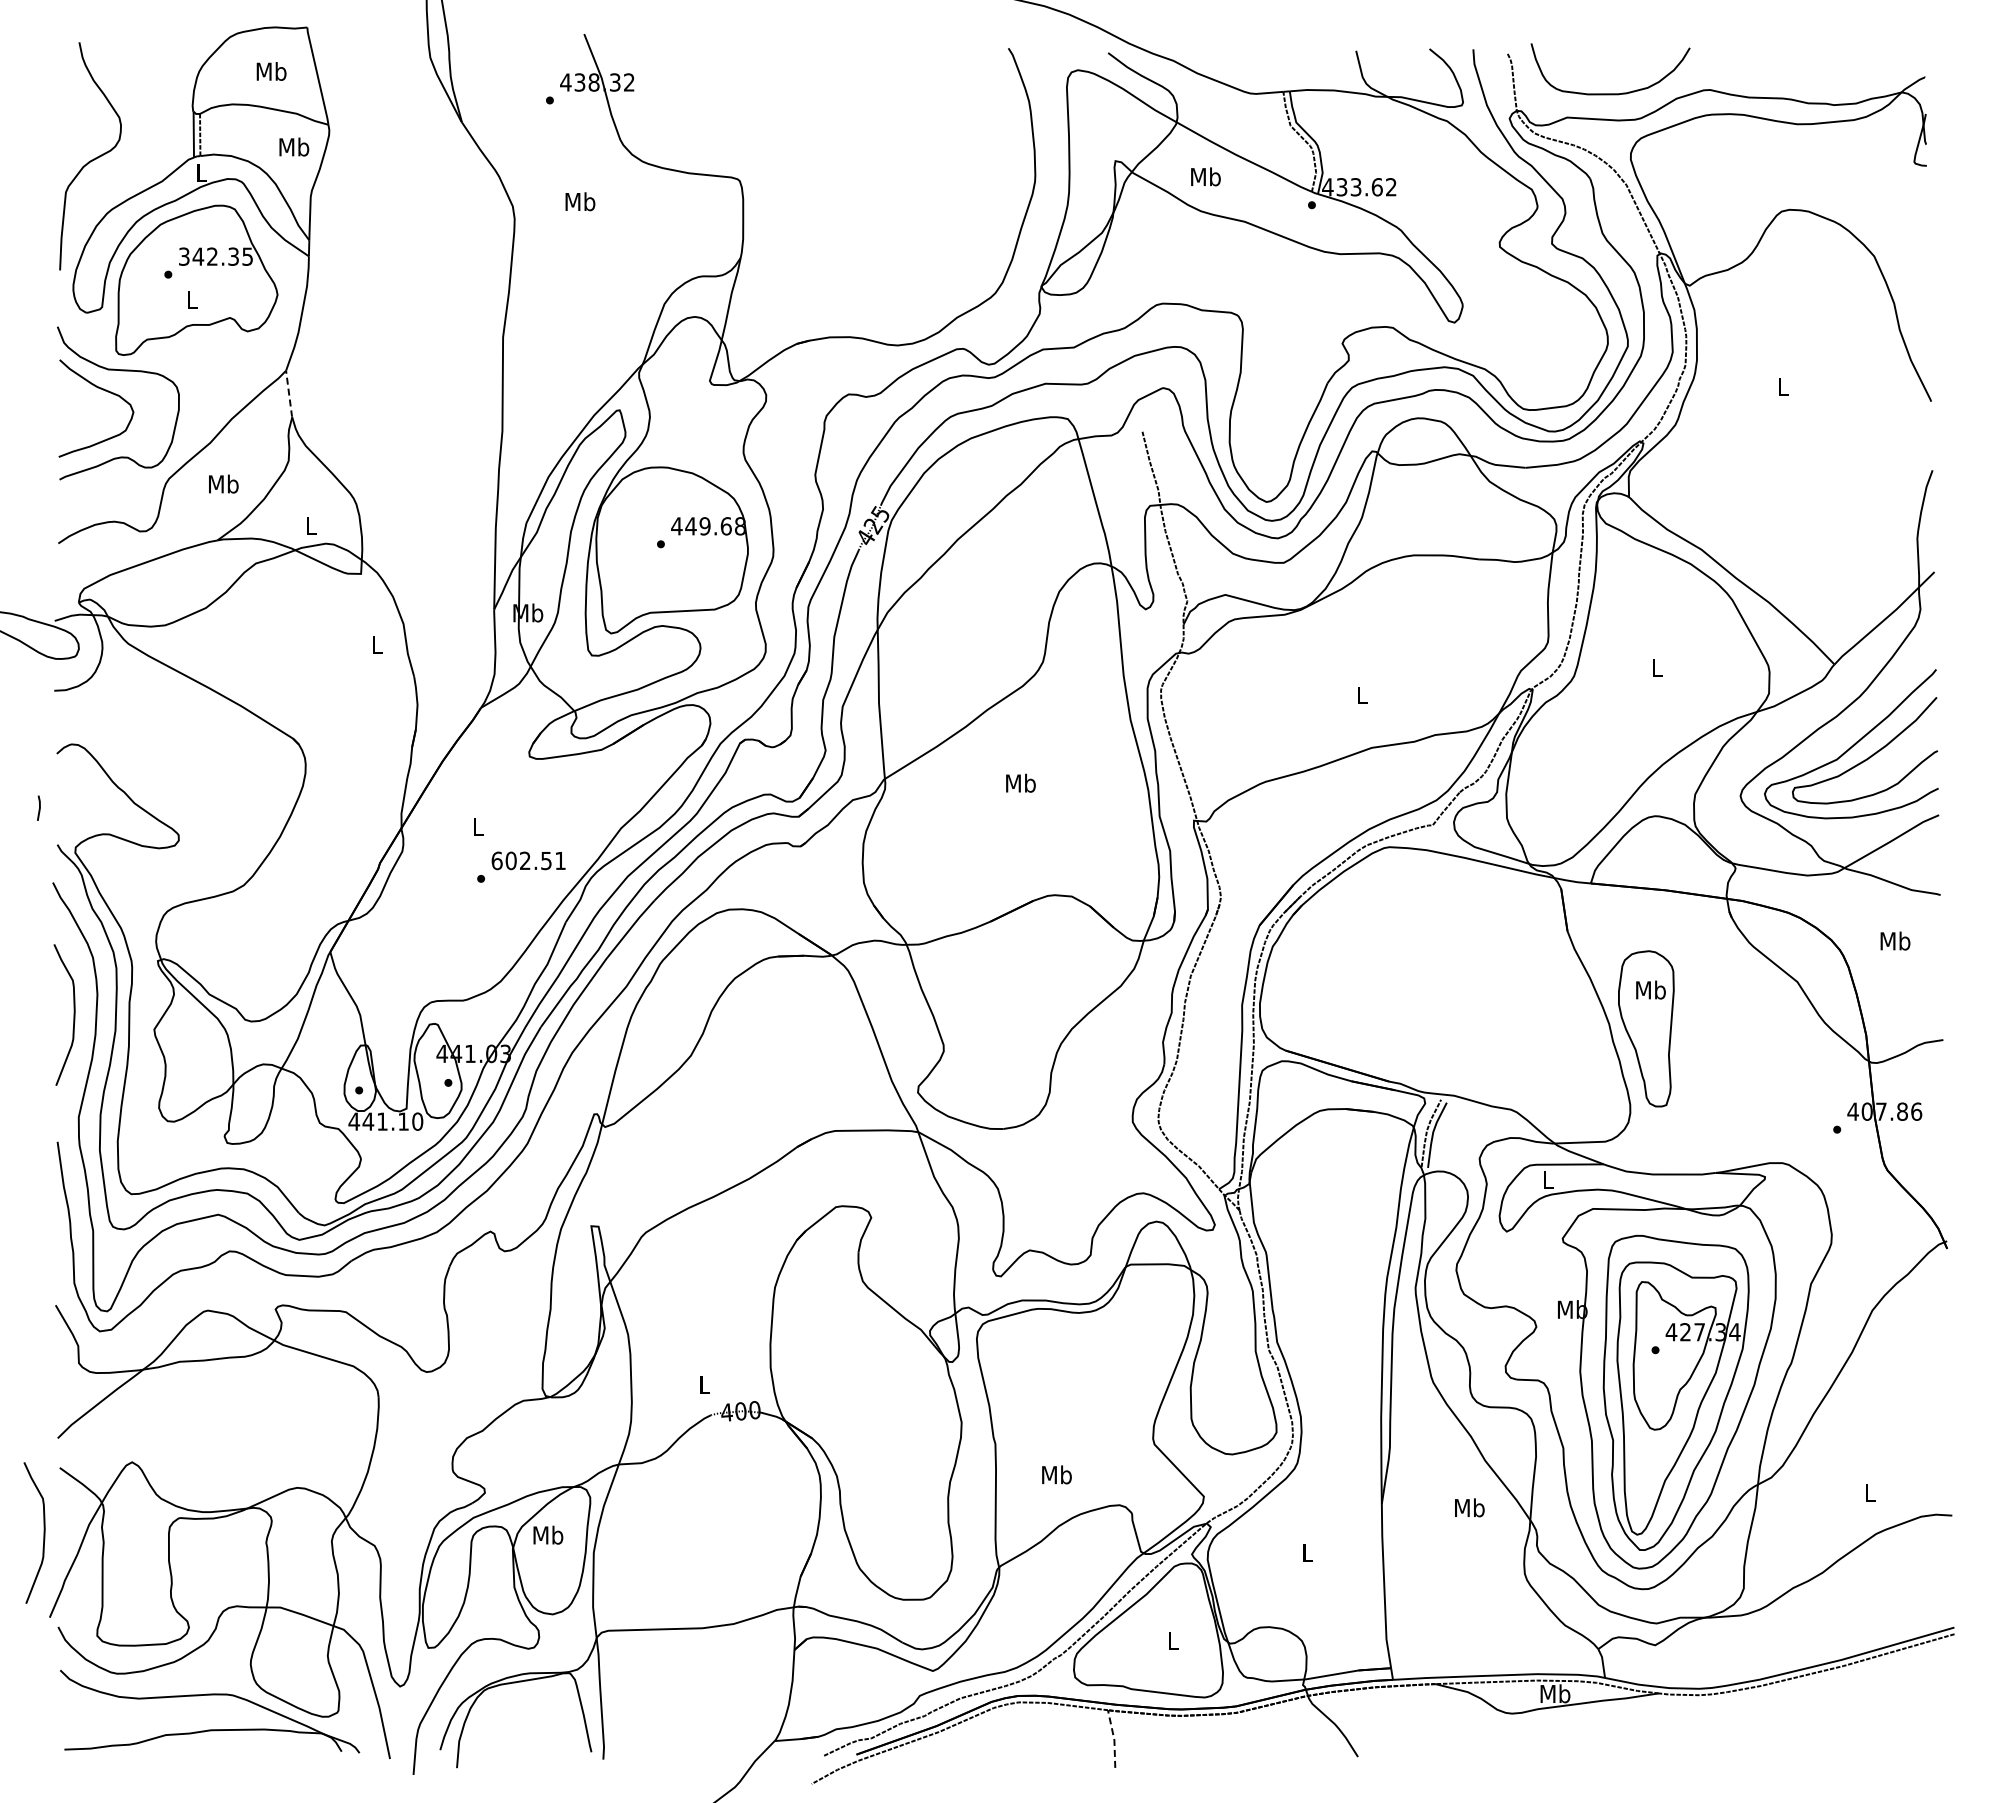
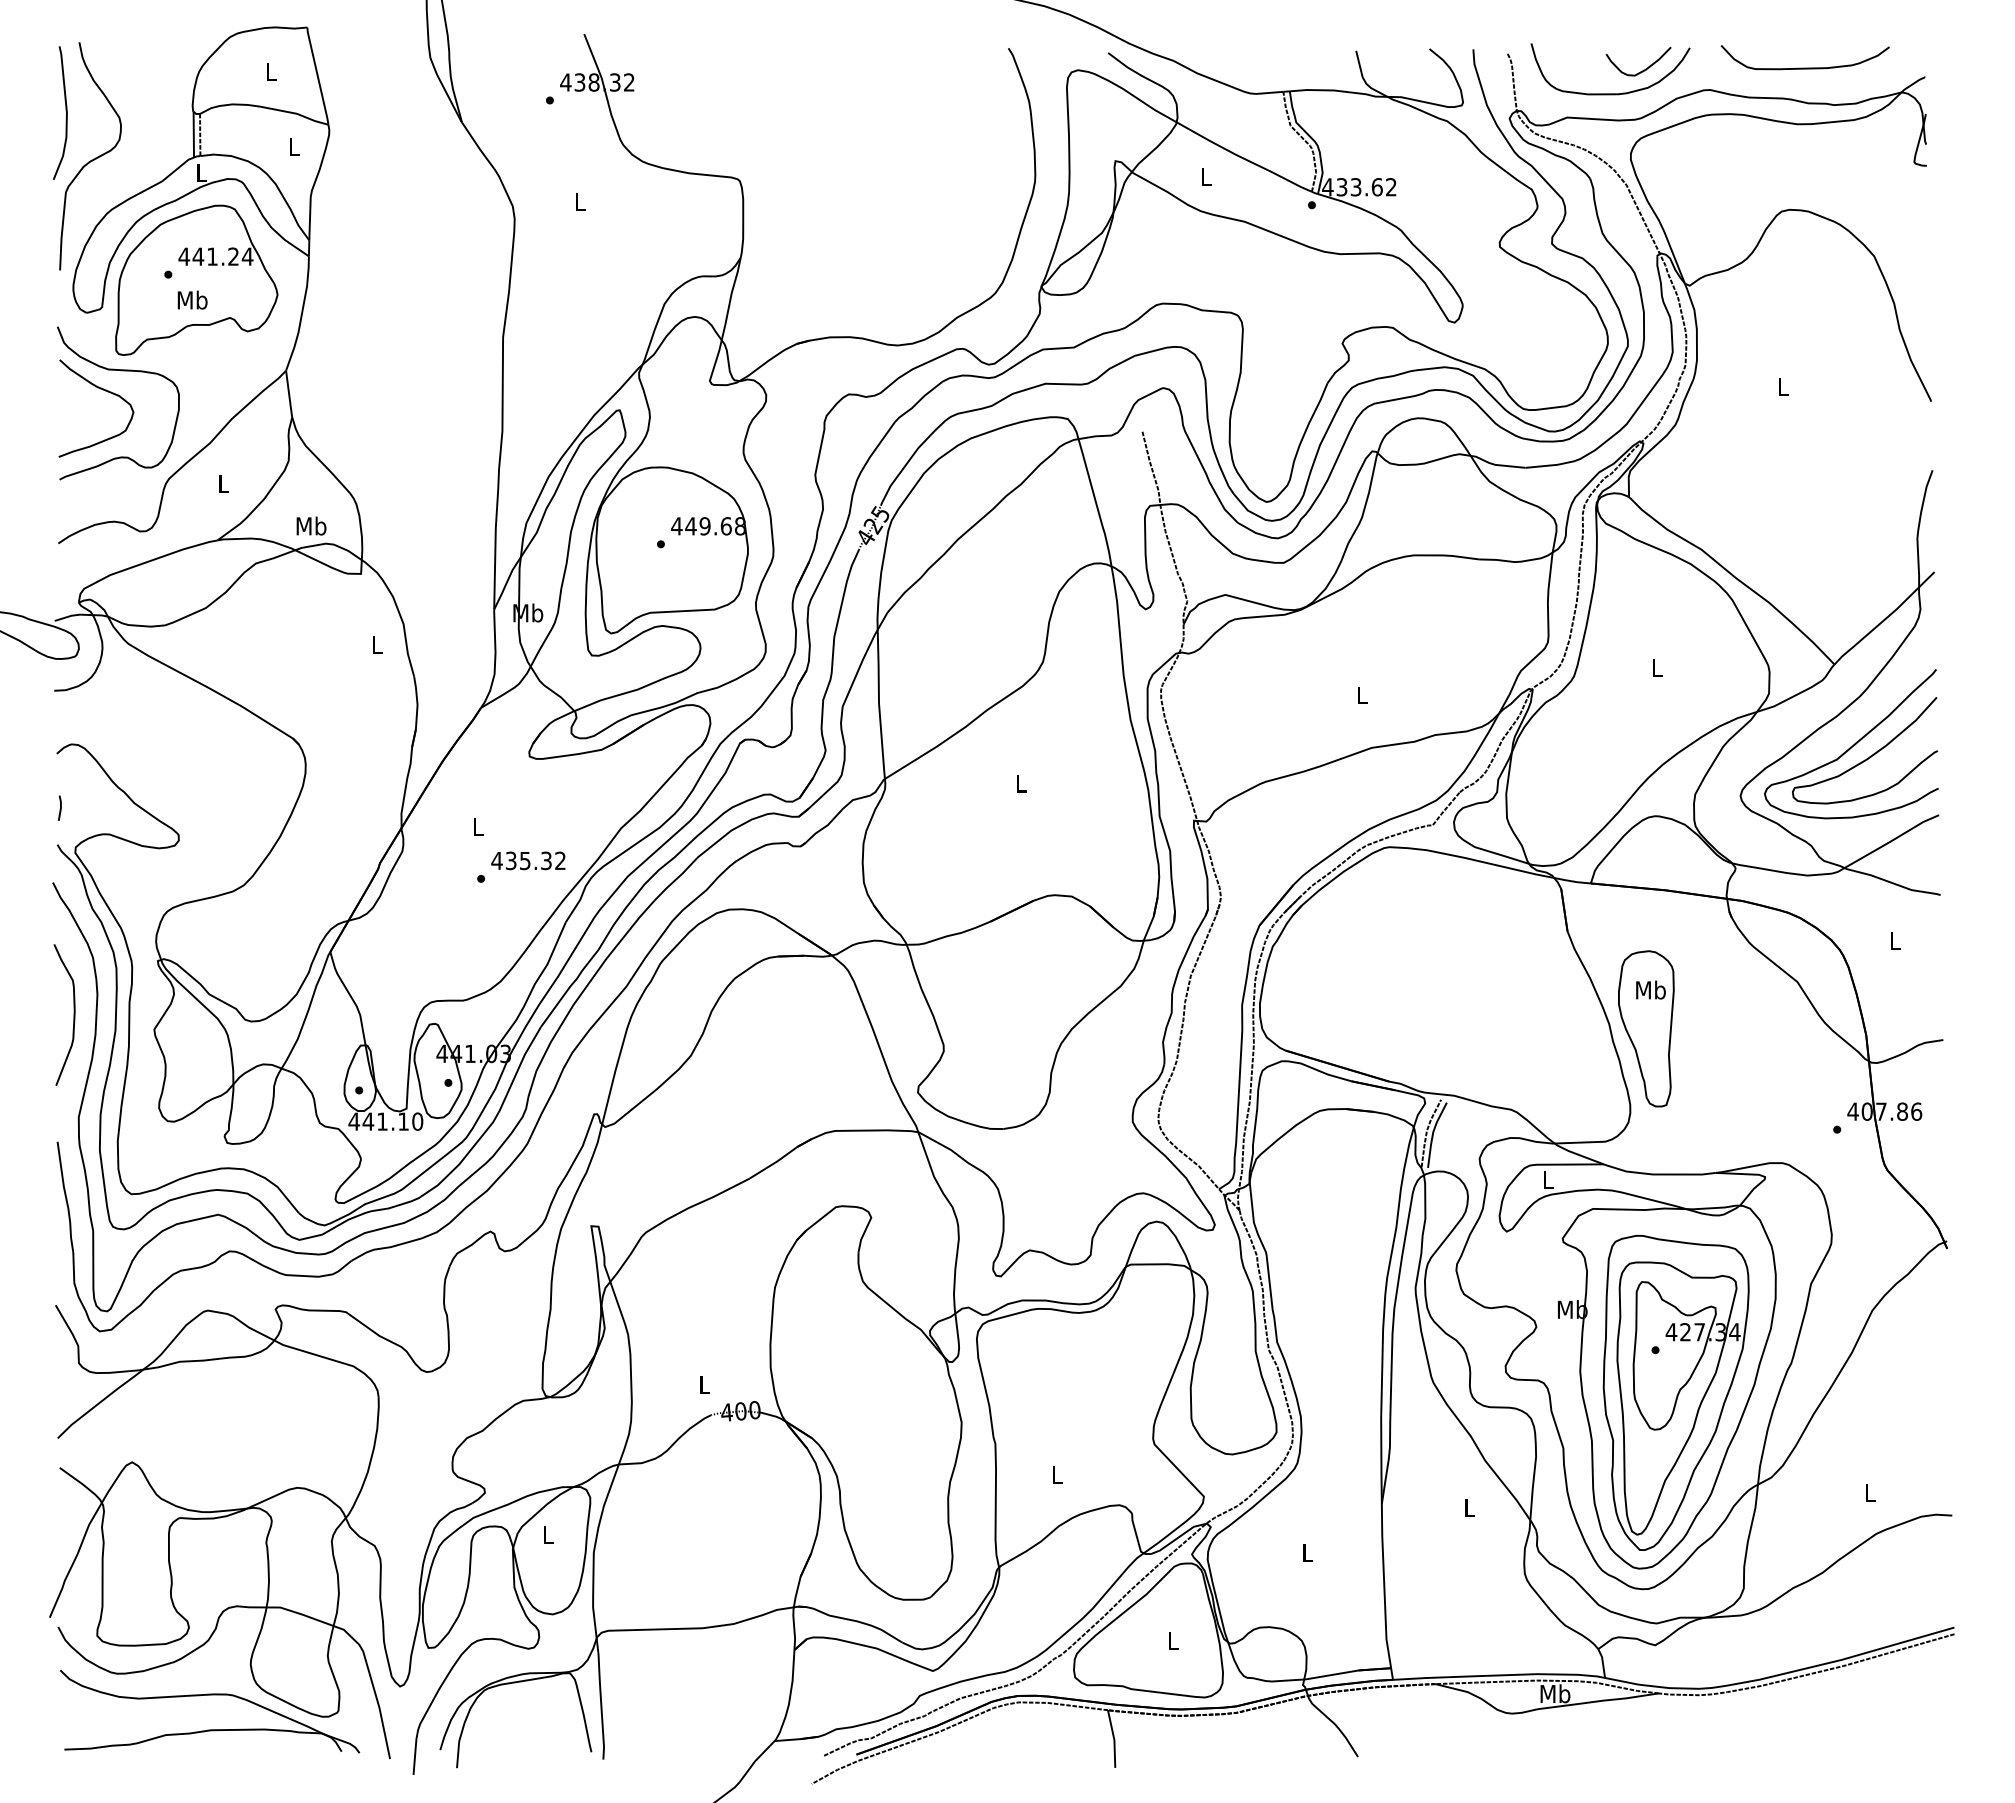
curve: none -> present (1804, 67)
curve: none -> present (1642, 70)
text: Mb -> L (271, 71)
curve: none -> present (65, 111)
text: Mb -> L (294, 146)
text: Mb -> L (1205, 176)
text: Mb -> L (580, 201)
text: 342.35 -> 441.24 (215, 256)
text: L -> Mb (192, 299)
line: dashed -> solid (289, 394)
text: Mb -> L (223, 483)
text: L -> Mb (311, 525)
text: Mb -> L (1020, 782)
line position: (39, 807) -> (60, 807) (60, 807)
text: 602.51 -> 435.32 (528, 860)
text: Mb -> L (1895, 940)
text: Mb -> L (1056, 1474)
text: Mb -> L (1469, 1507)
curve: present -> none (43, 1532)
text: Mb -> L (548, 1534)
line: dashed -> solid (1114, 1739)
